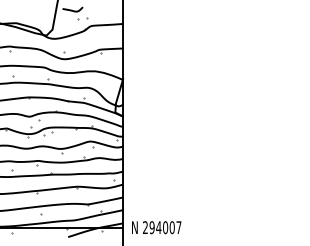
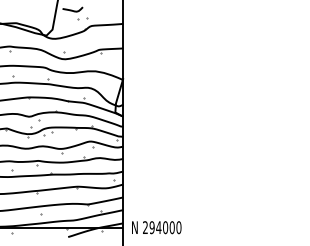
text: 294007 -> 294000 (178, 227)
